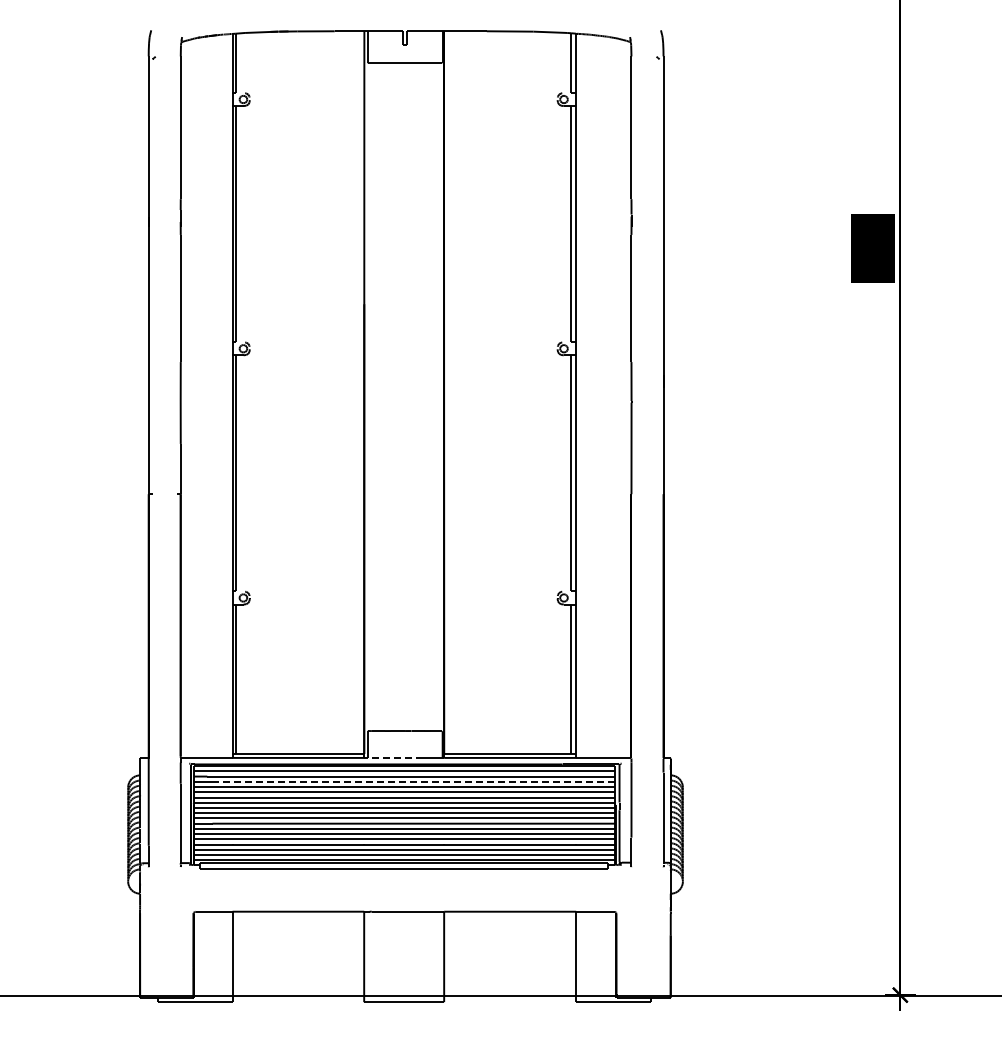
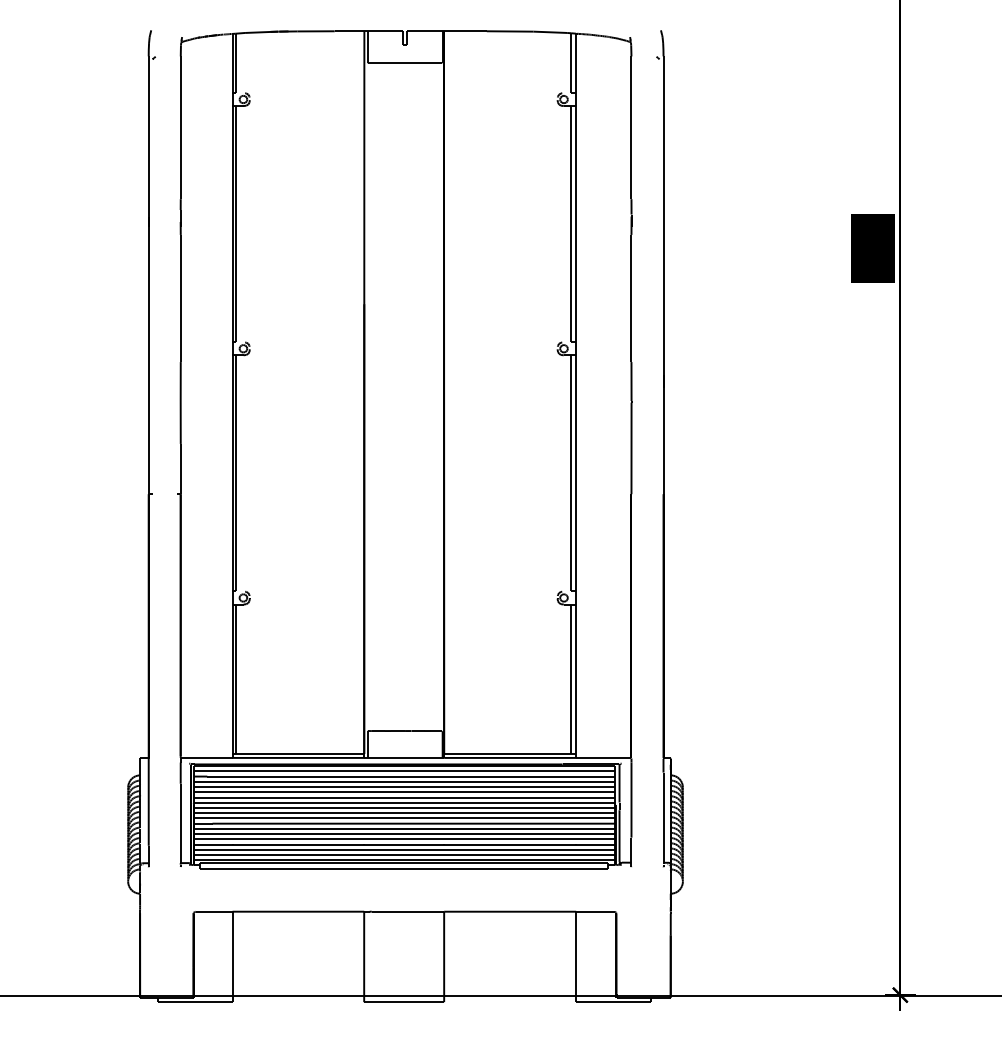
line: dashed -> solid (394, 757)
line: dashed -> solid (413, 781)
